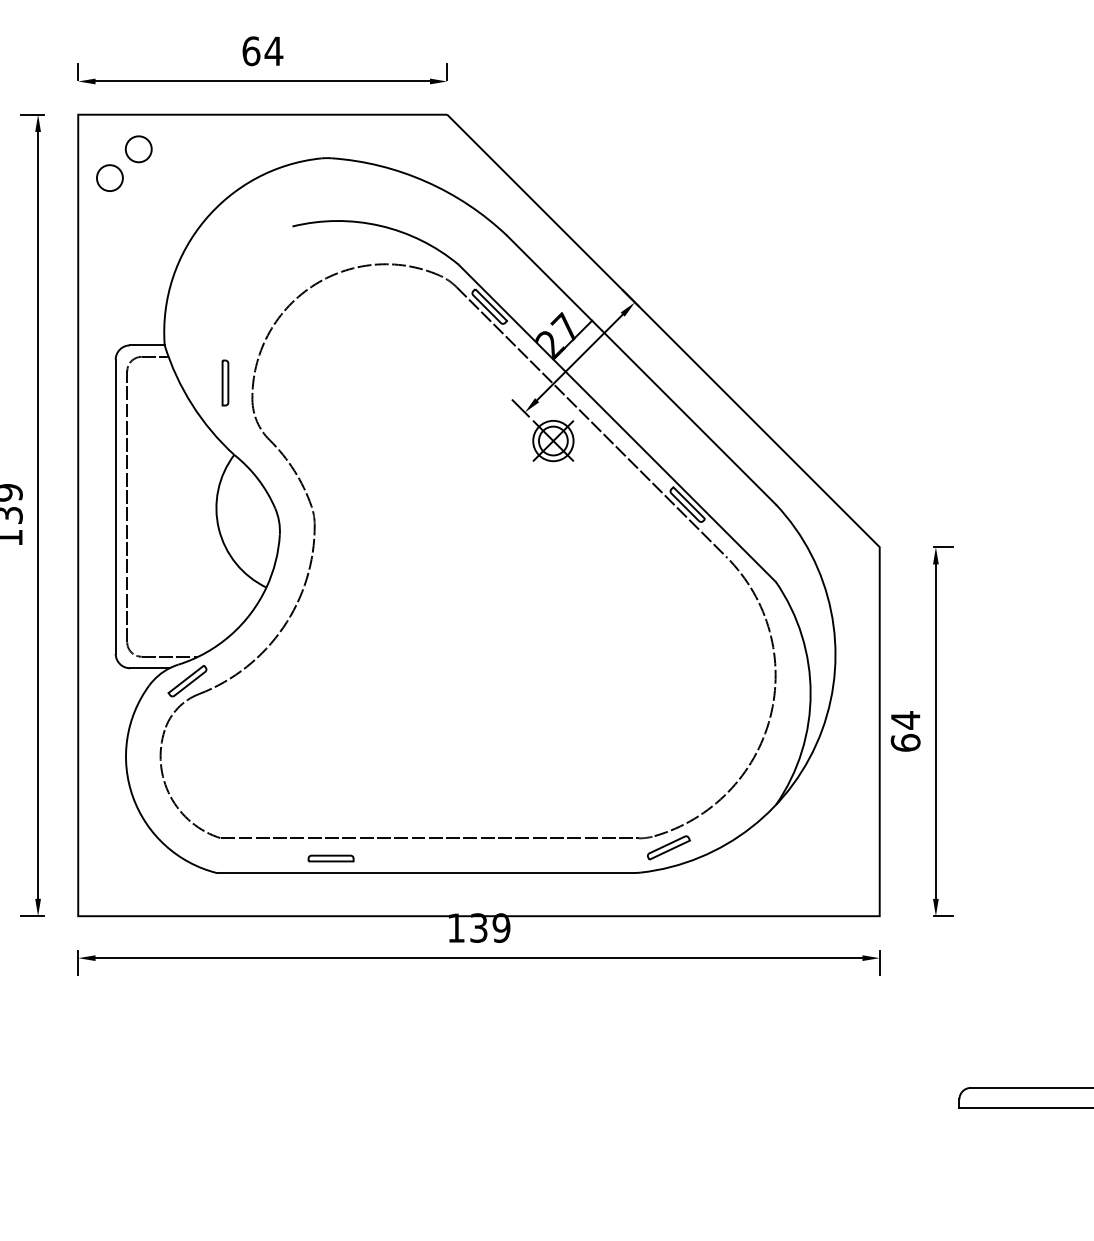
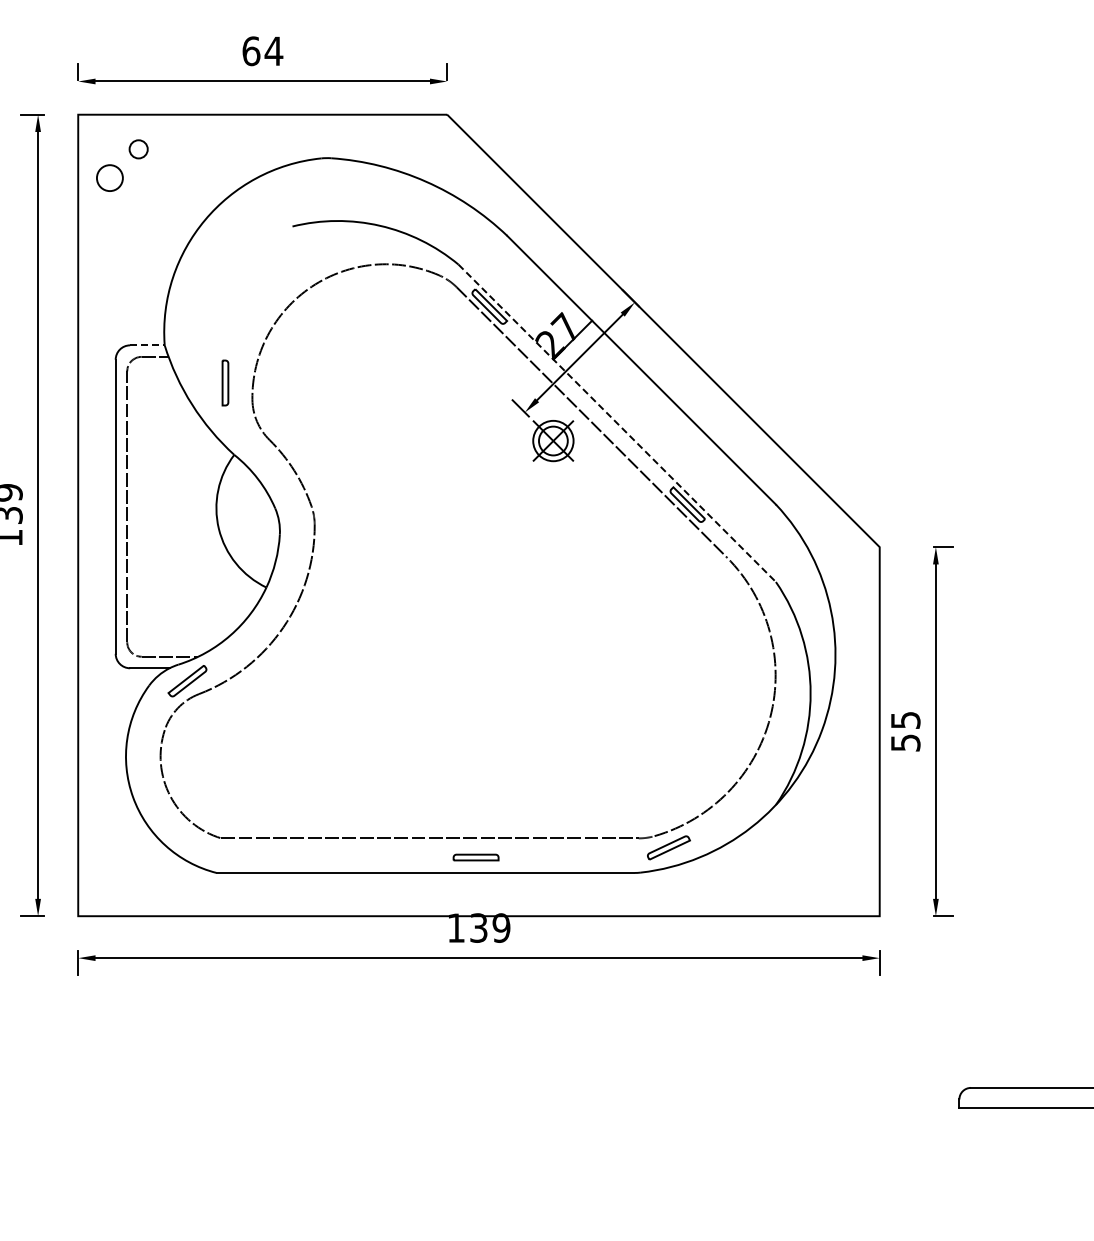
circle size: 29x29 px -> 21x21 px (138, 149)
line: solid -> dashed (147, 345)
line: solid -> dashed (617, 423)
text: 64 -> 55 (905, 731)
part position: (330, 858) -> (475, 857) (475, 857)
